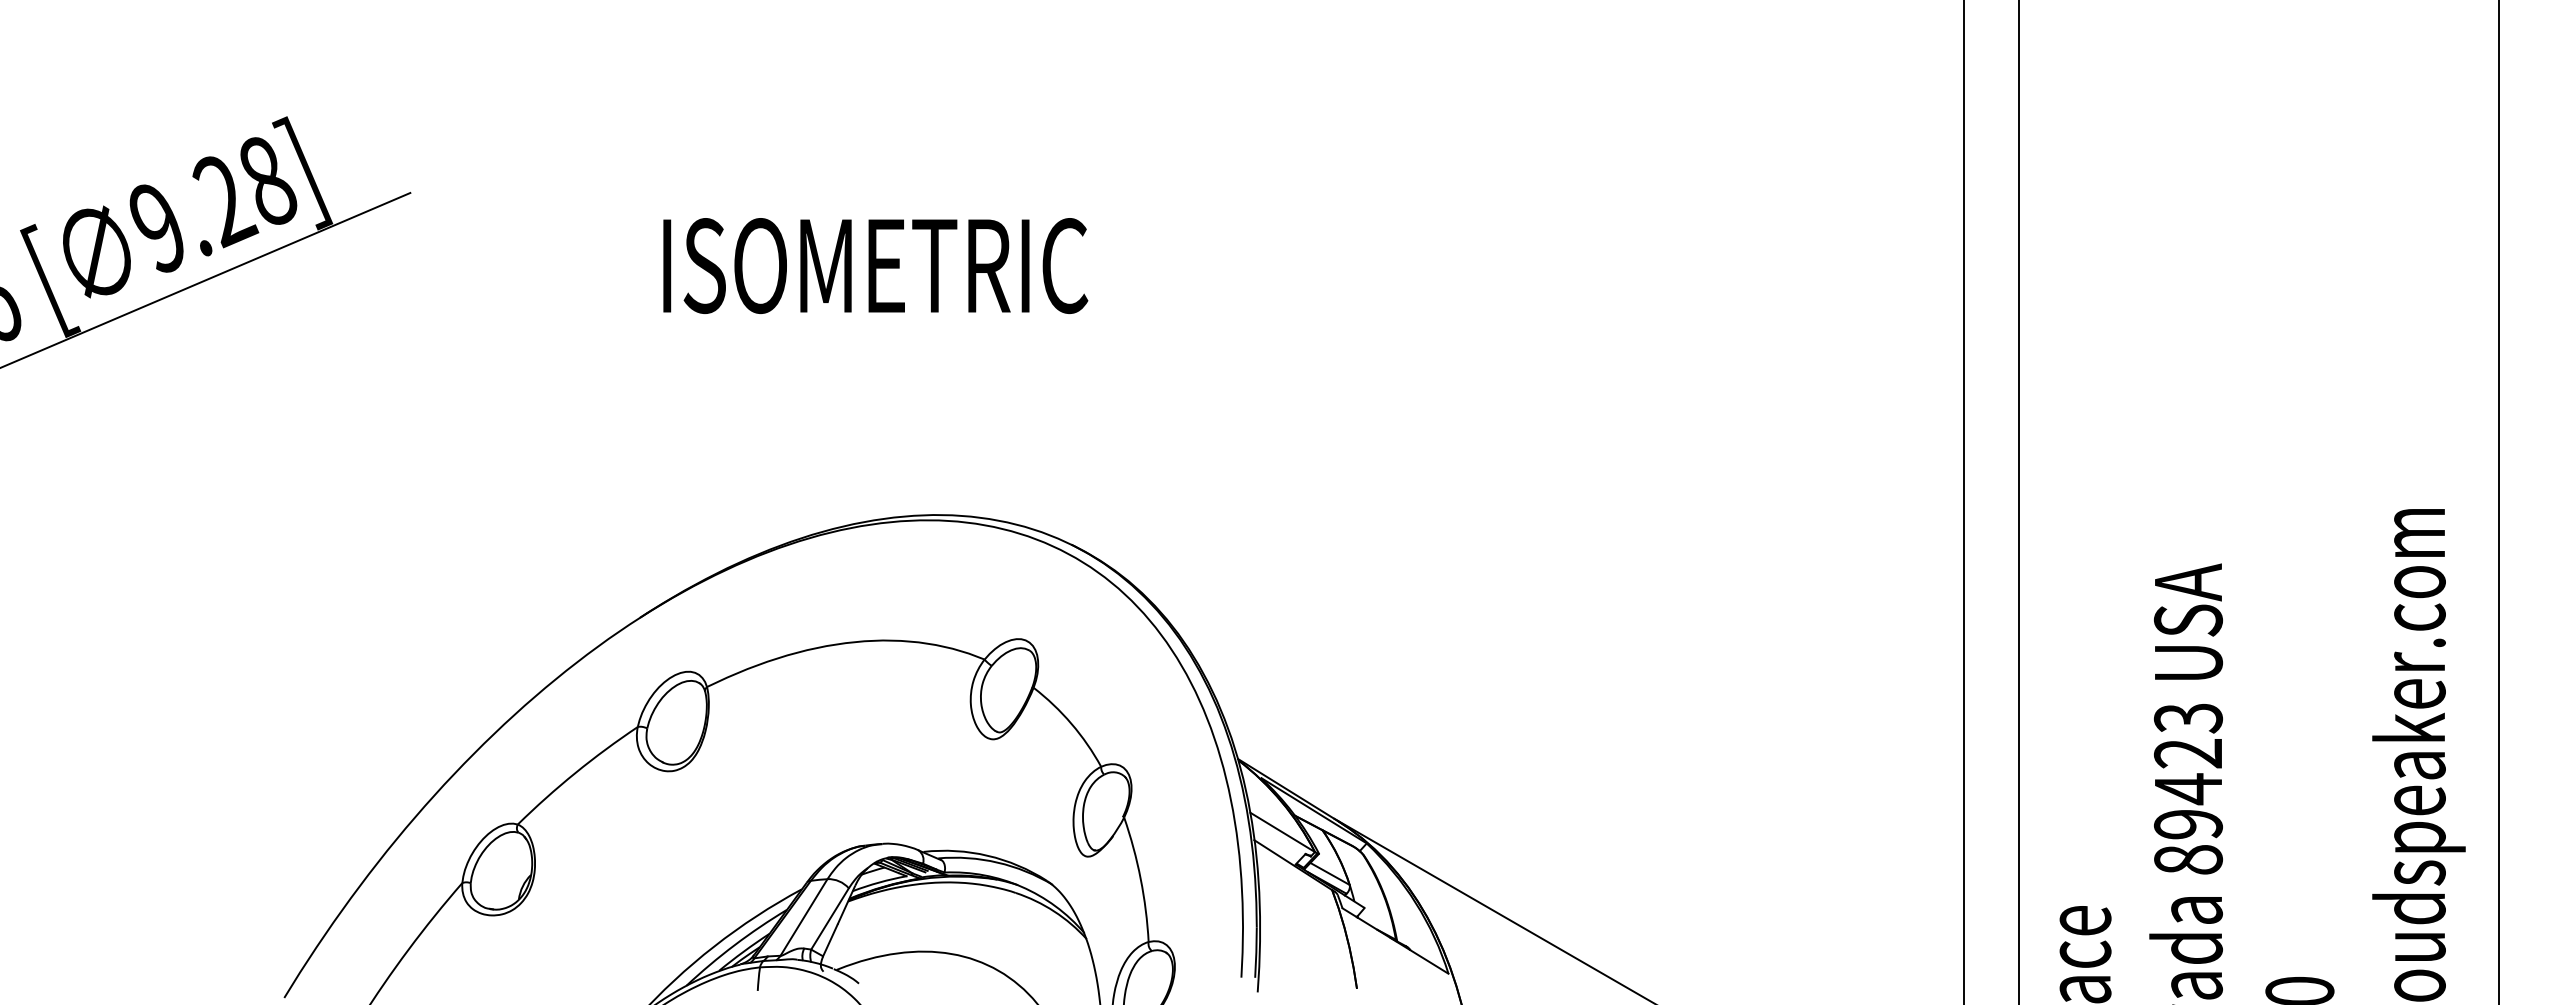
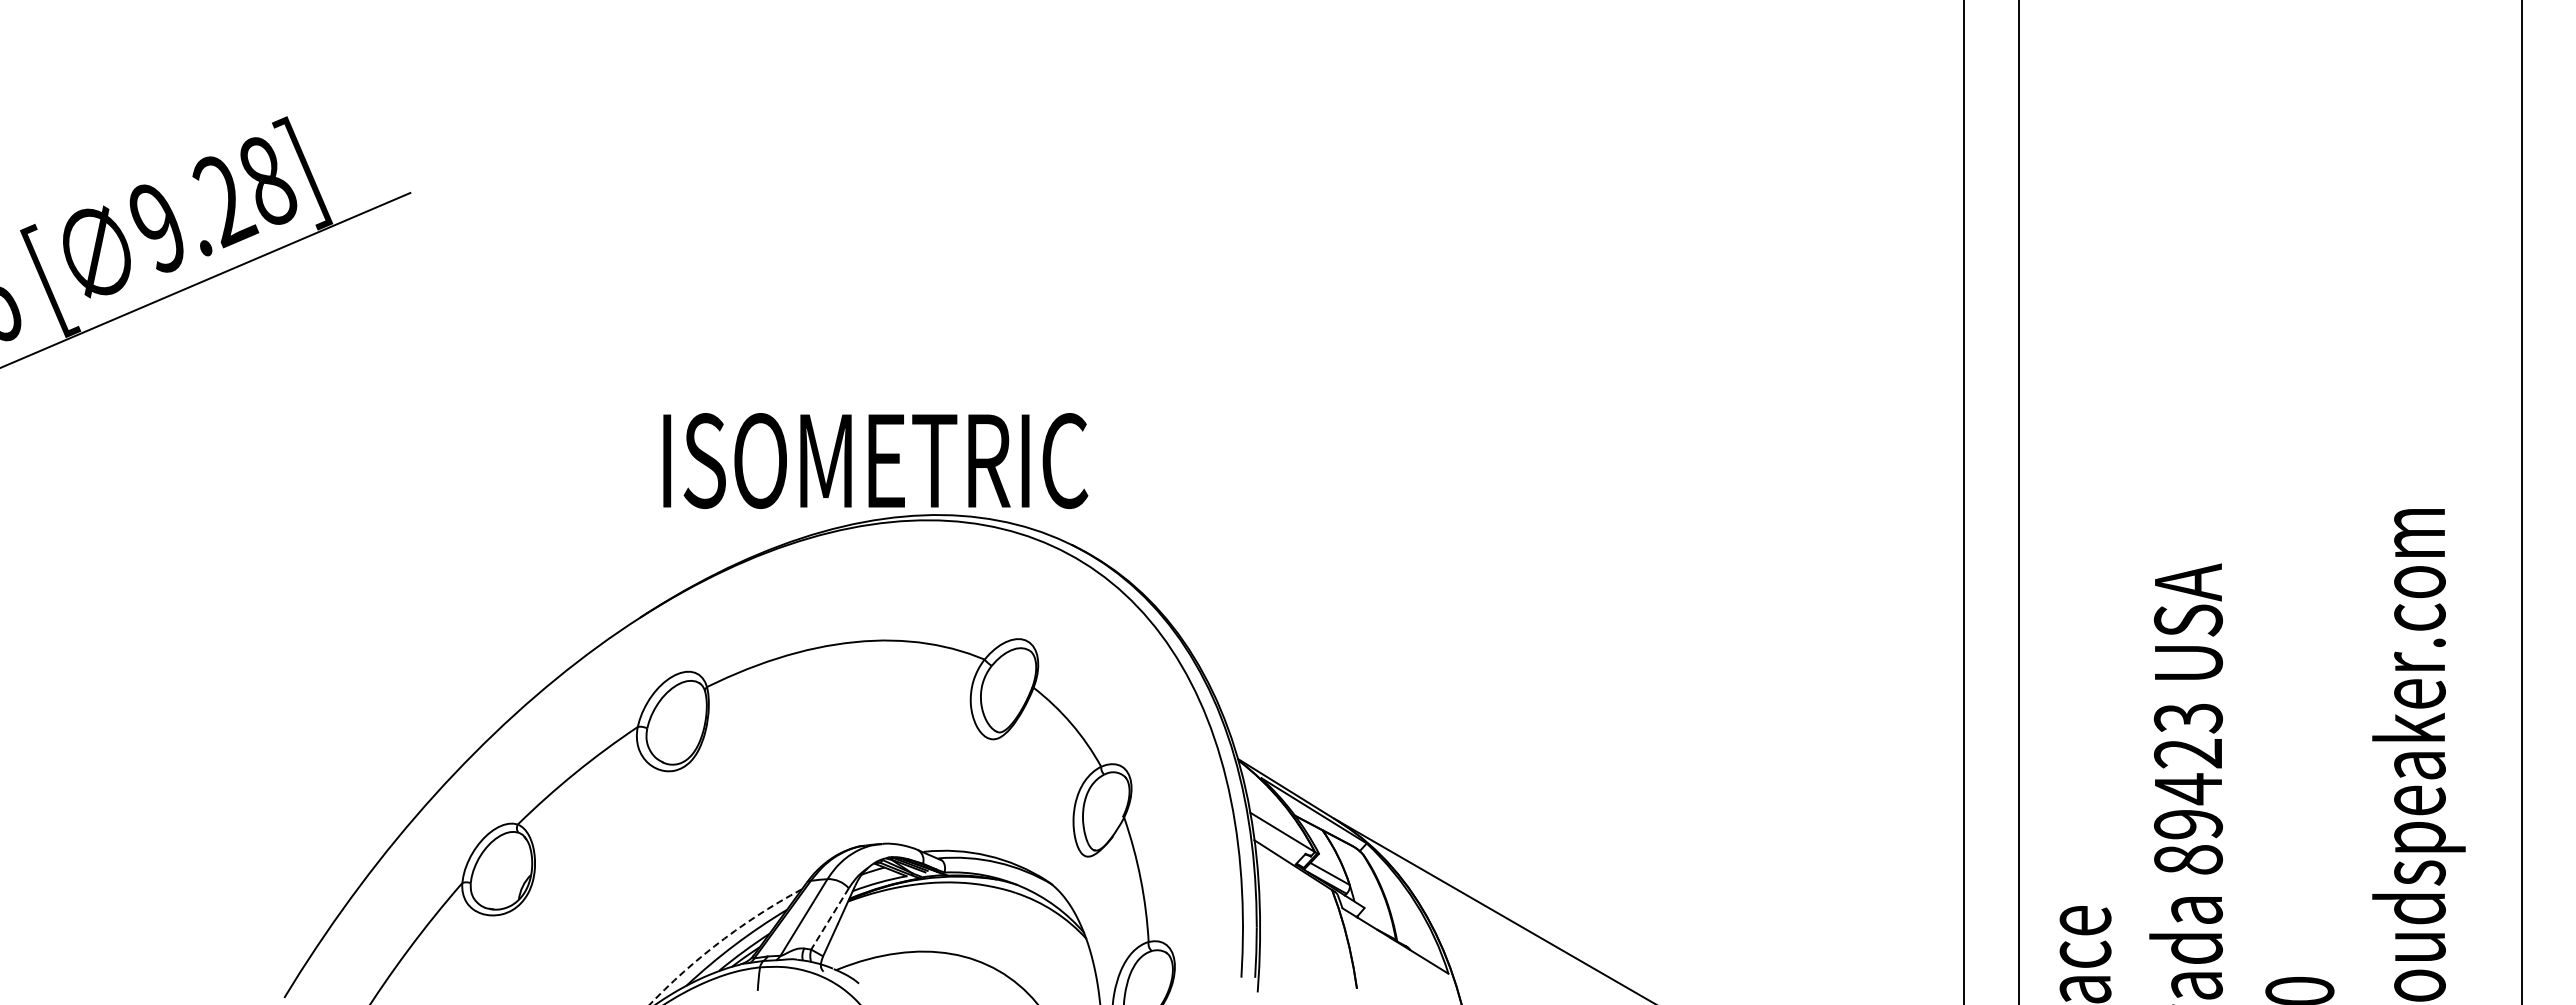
text position: (875, 265) -> (875, 460) (875, 460)
line position: (2498, 501) -> (2521, 501) (2521, 501)
line: solid -> dashed (830, 918)
arc: solid -> dashed (721, 941)
